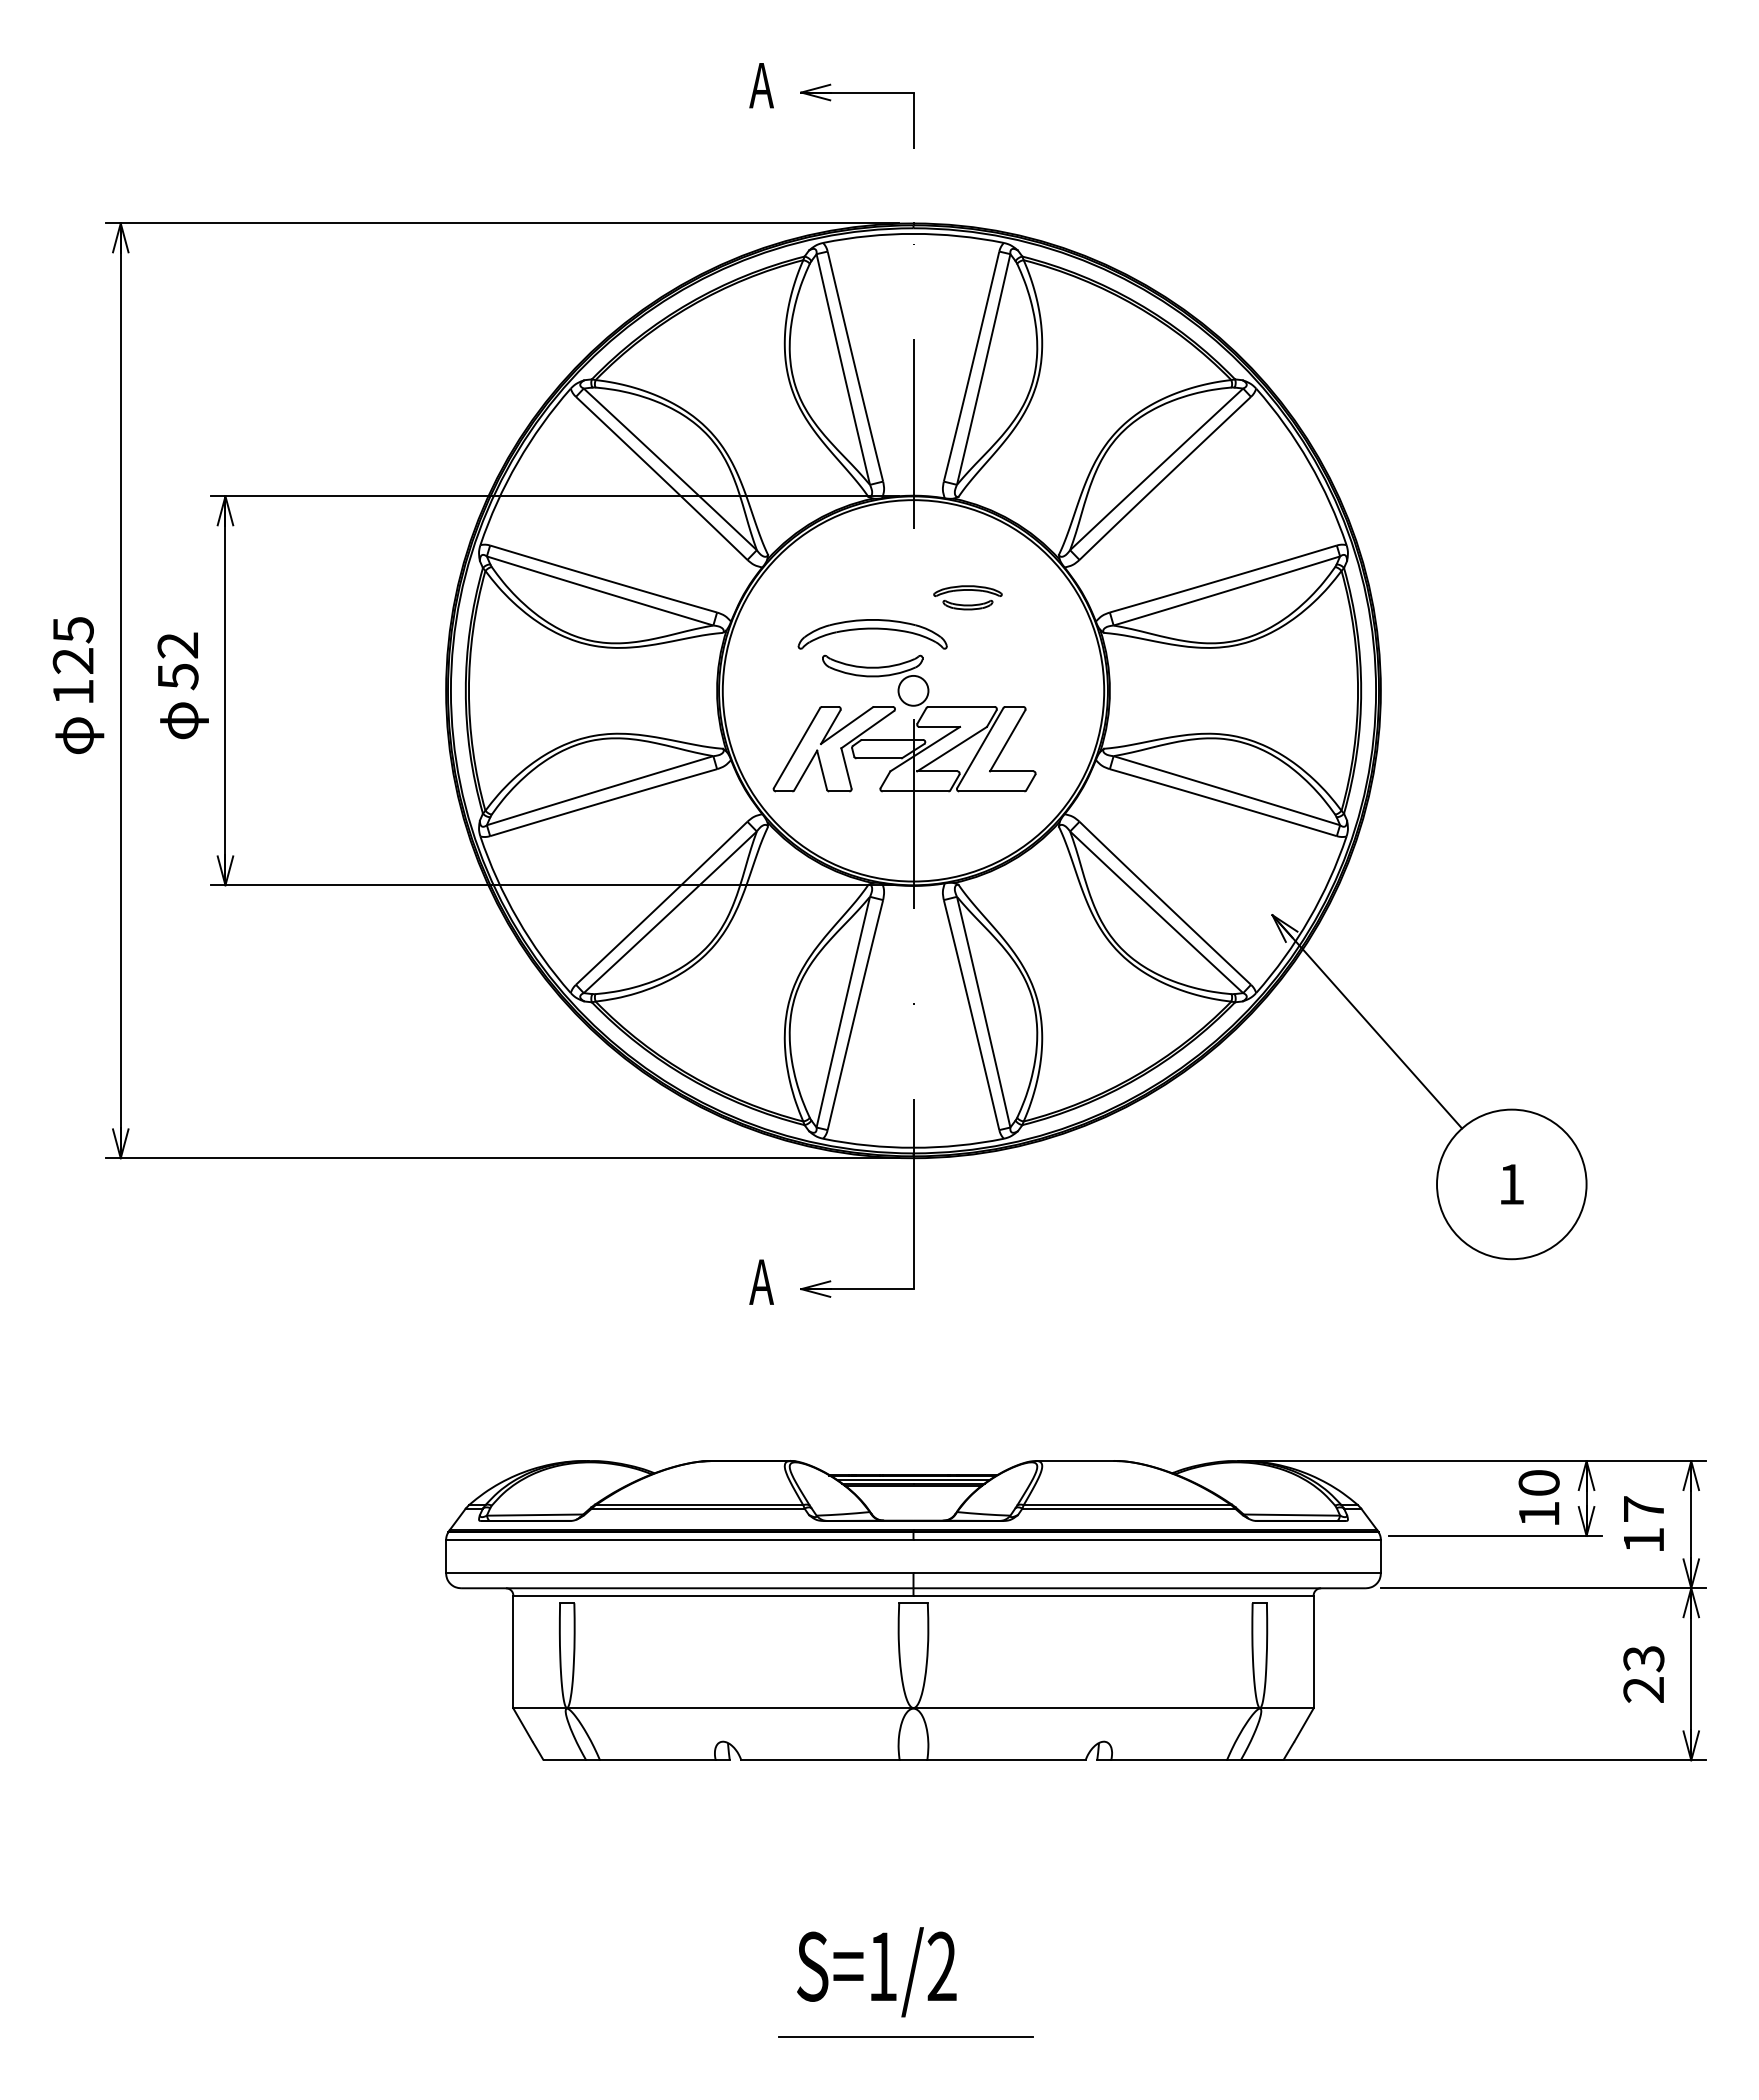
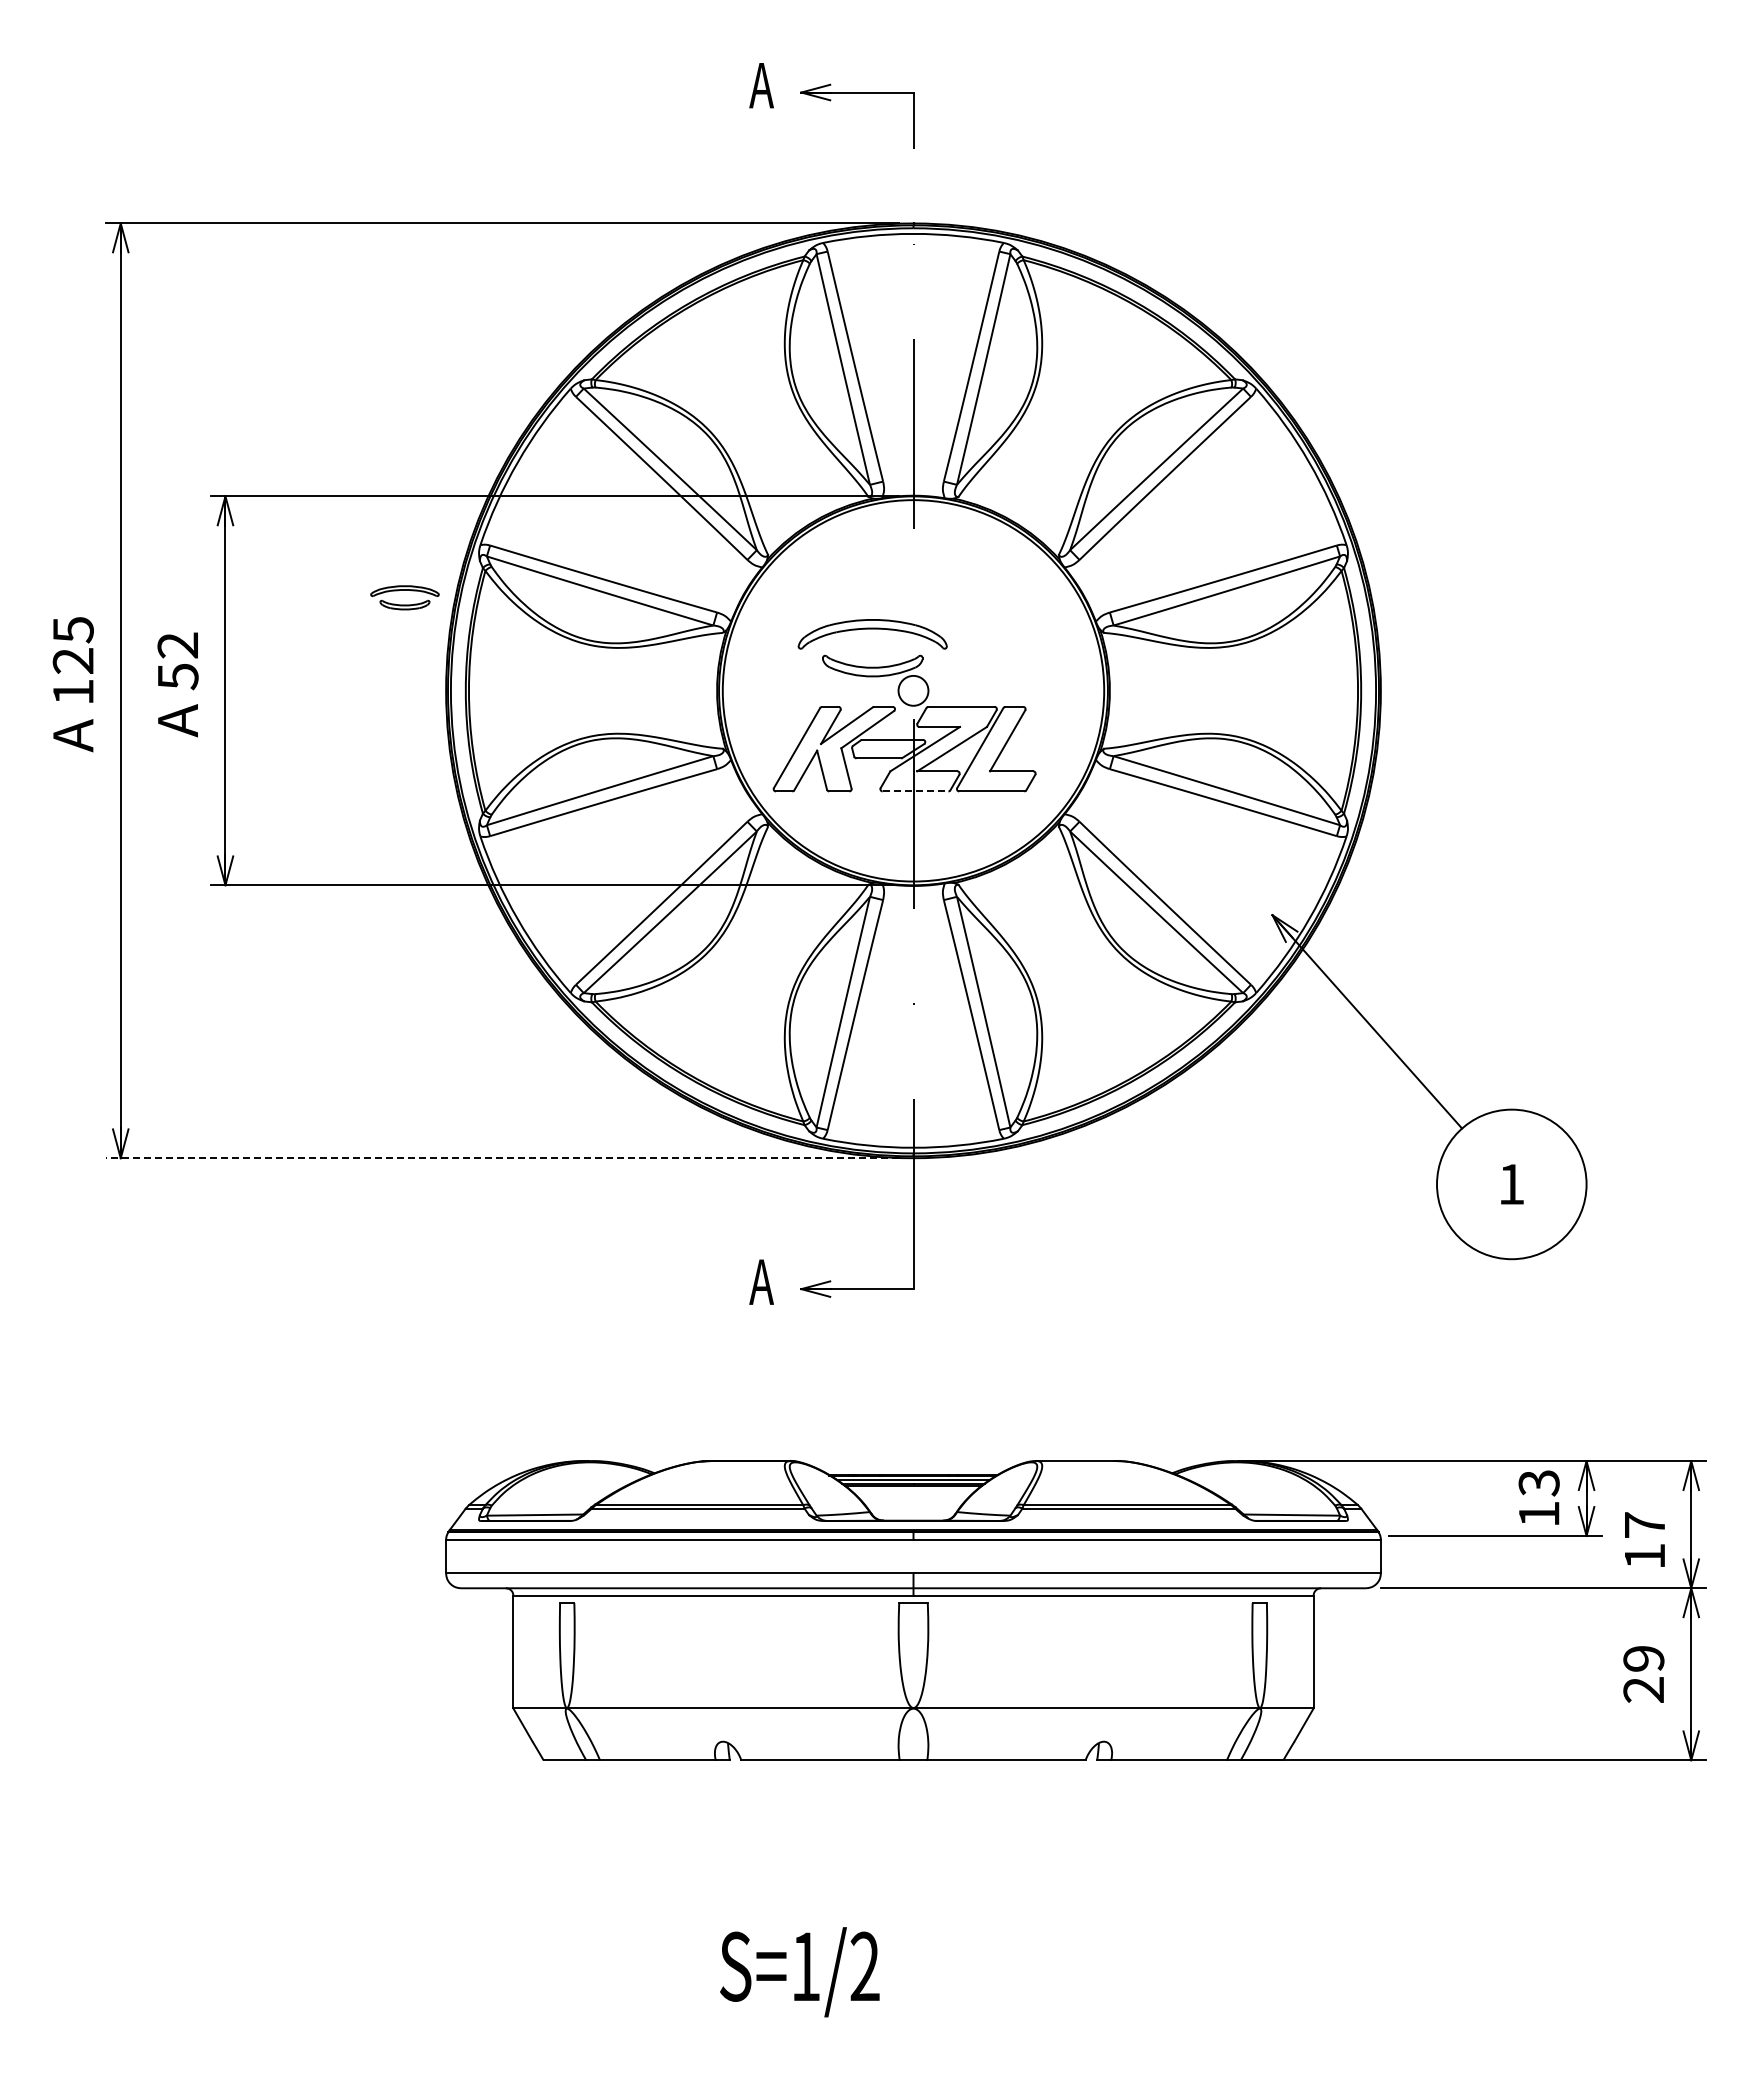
part position: (967, 590) -> (404, 590) (404, 590)
text: φ -> A (183, 720)
text: φ -> A (78, 735)
line: solid -> dashed (915, 791)
line: solid -> dashed (501, 1158)
text: 10 -> 13 (1538, 1483)
text position: (1643, 1523) -> (1644, 1539) (1644, 1539)
text: 23 -> 29 (1643, 1659)
text position: (876, 1972) -> (799, 1972) (799, 1972)
line: present -> none (905, 2037)
